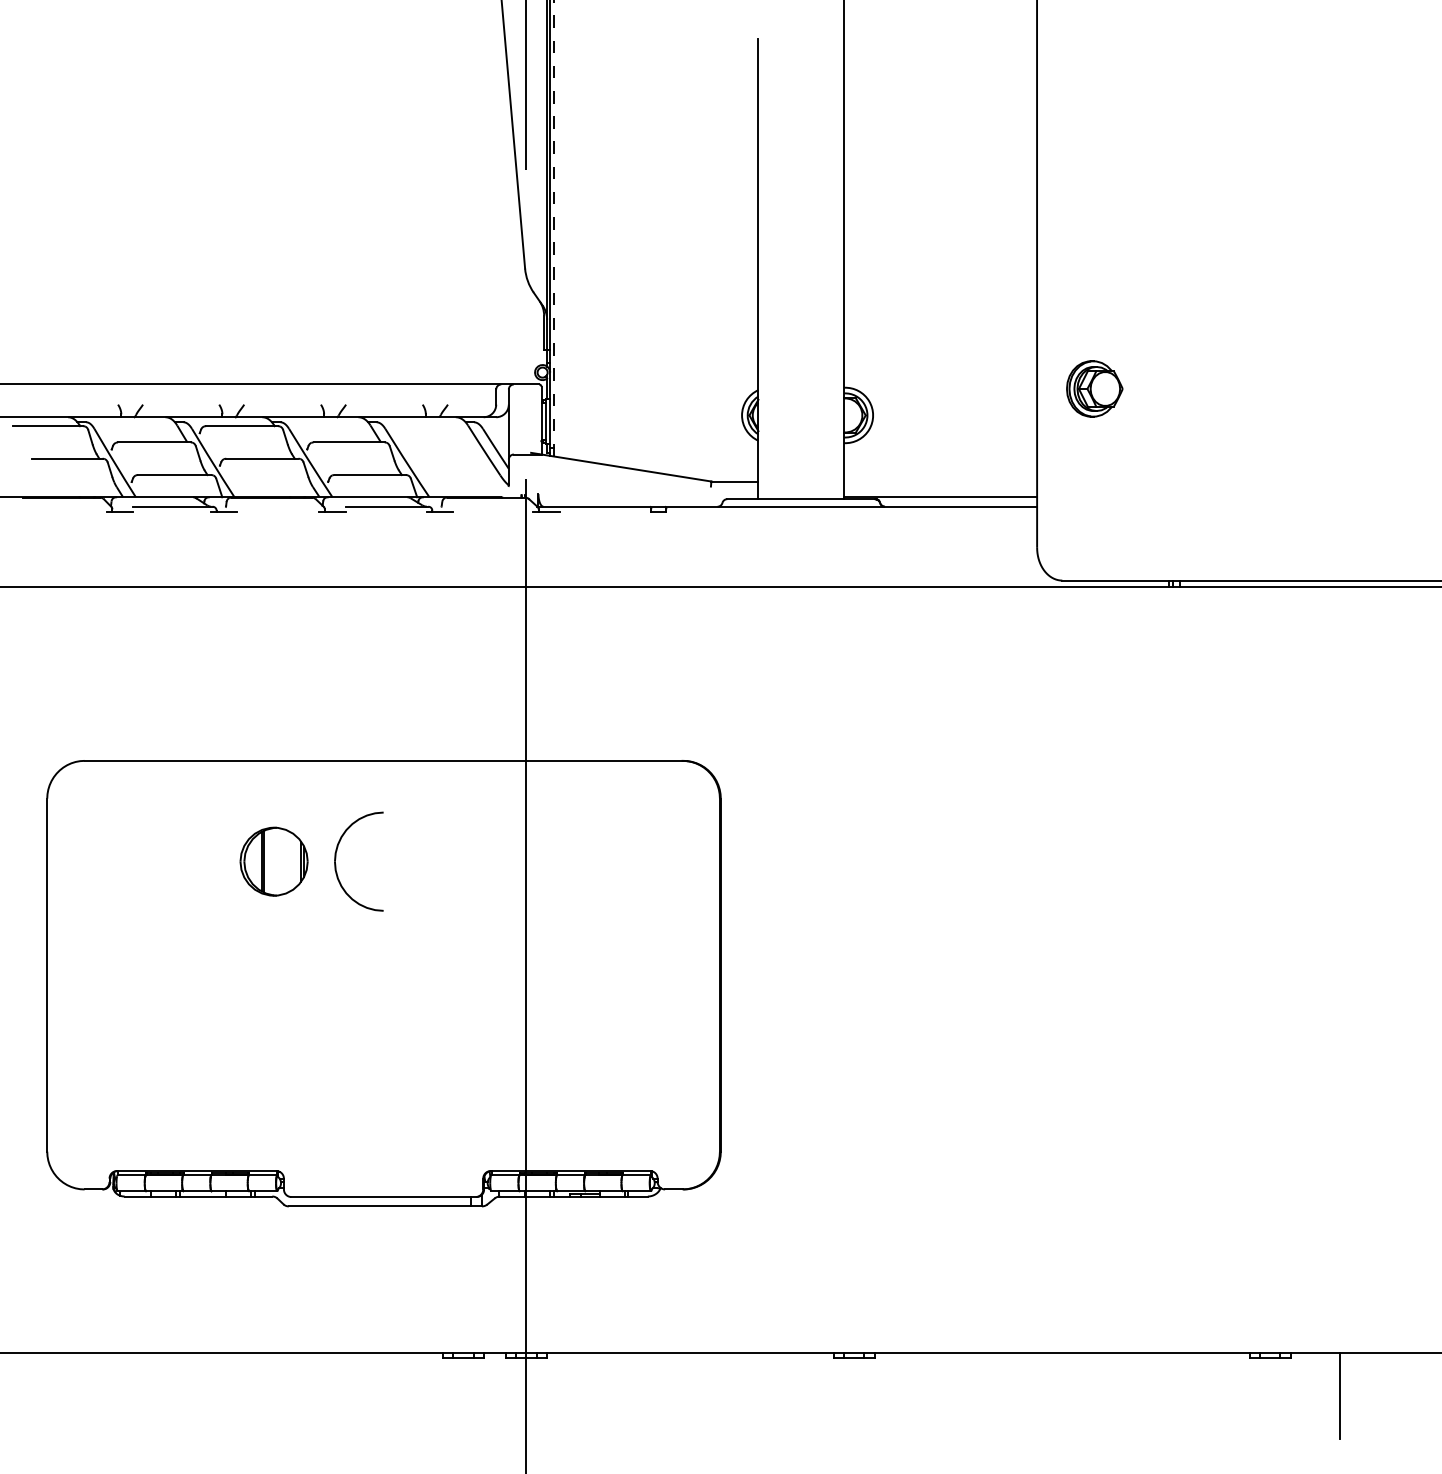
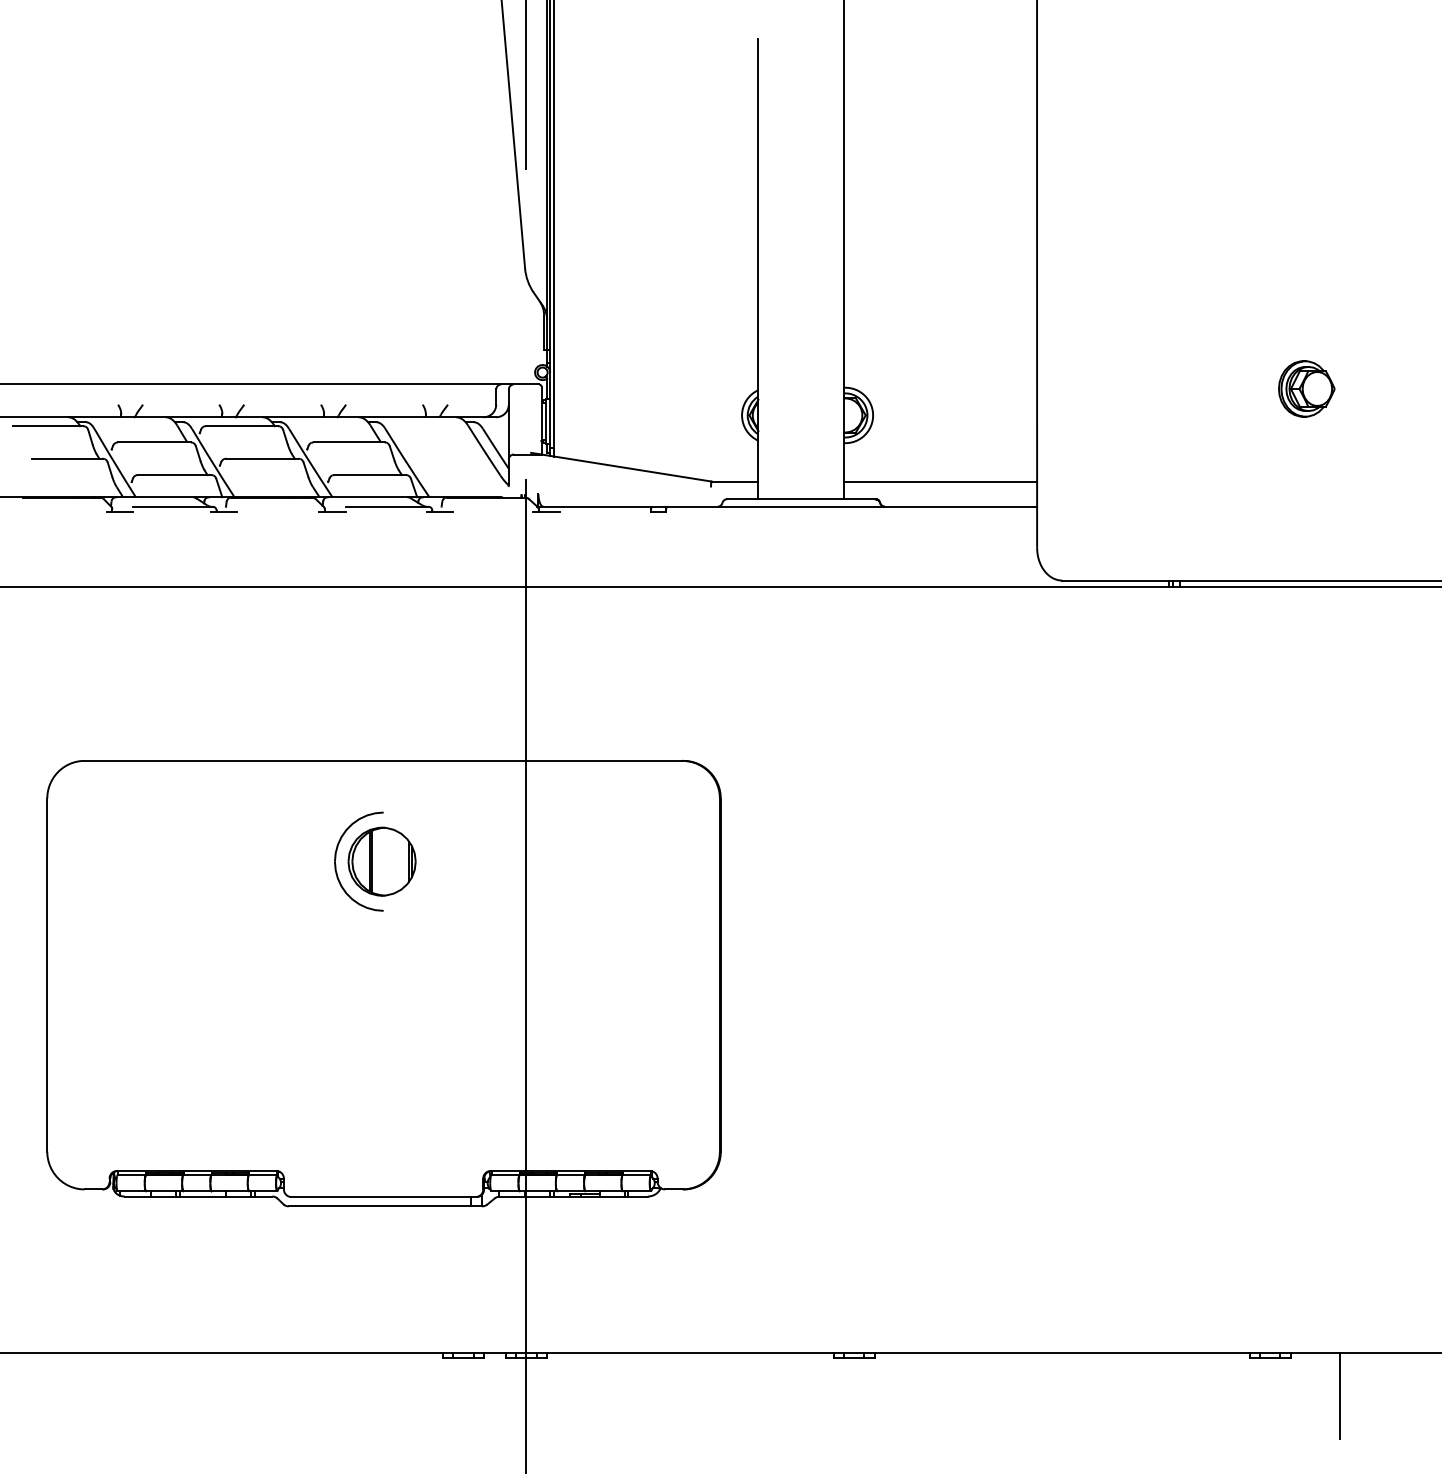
line: dashed -> solid (554, 228)
part position: (1094, 388) -> (1306, 388) (1306, 388)
line position: (940, 496) -> (940, 481) (940, 481)
part position: (273, 861) -> (381, 861) (381, 861)
